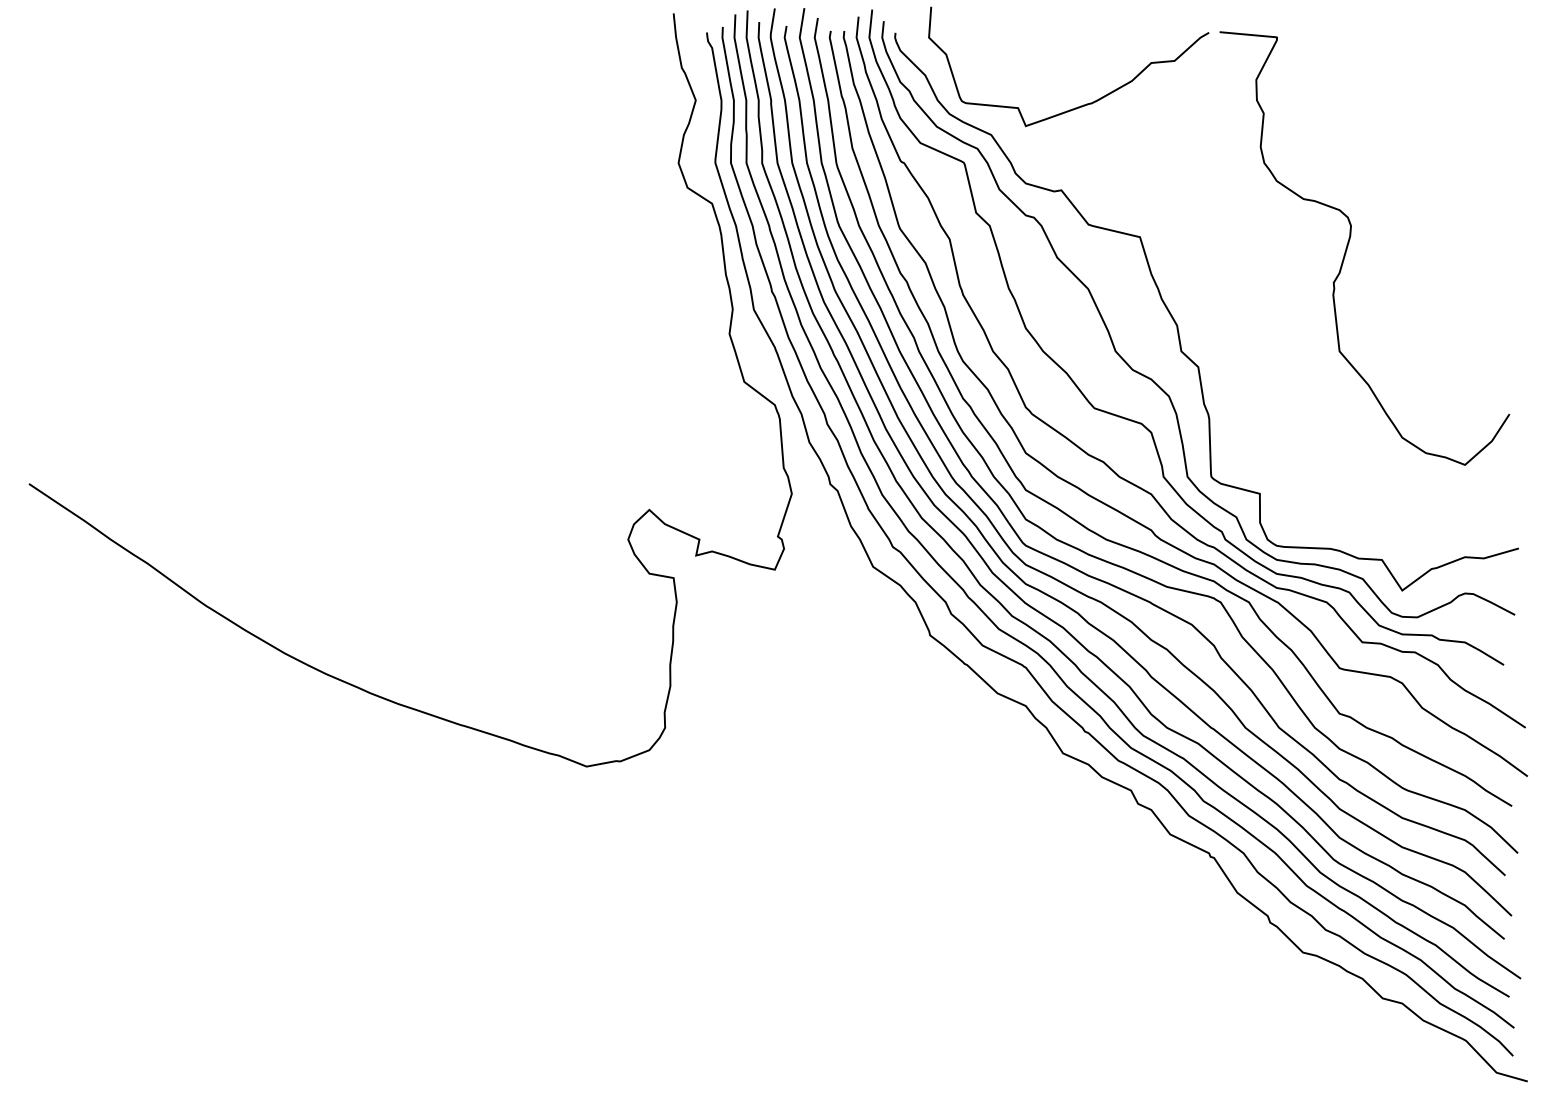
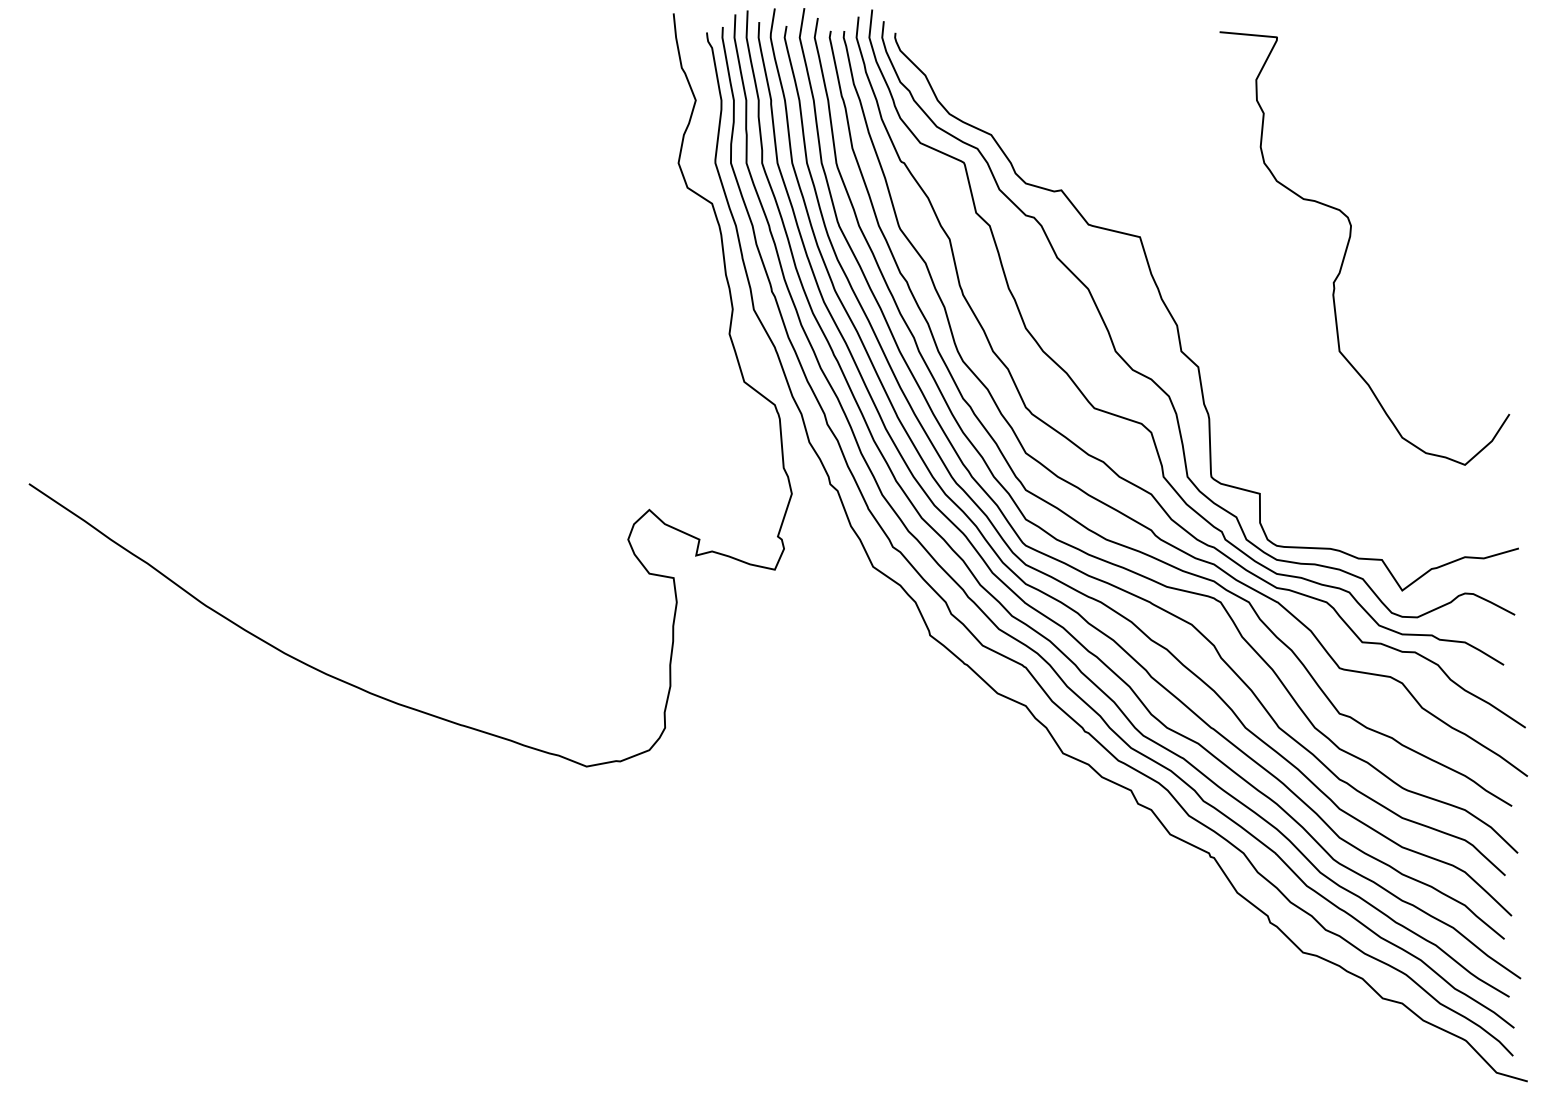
curve: present -> none (1080, 105)
